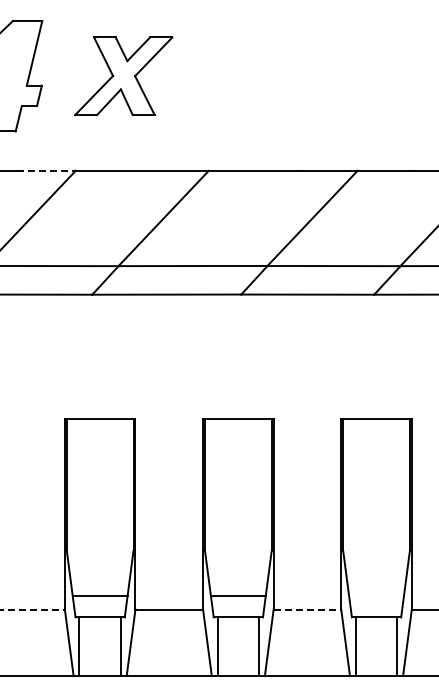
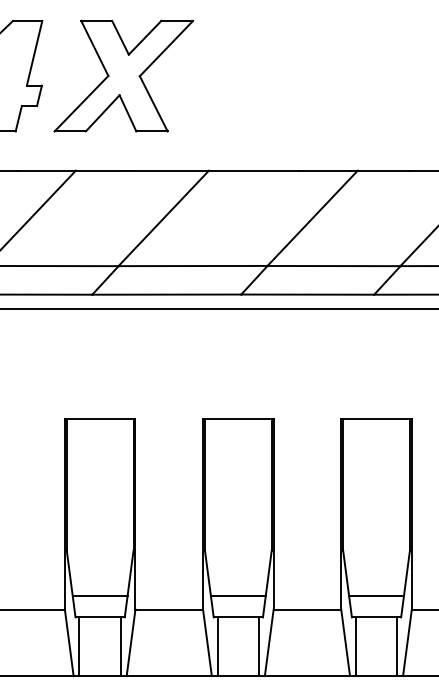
part size: 100x80 px -> 142x114 px (123, 75)
line: dashed -> solid (47, 170)
line: none -> present (218, 308)
line: none -> present (376, 596)
line: dashed -> solid (33, 609)
line: dashed -> solid (307, 609)
